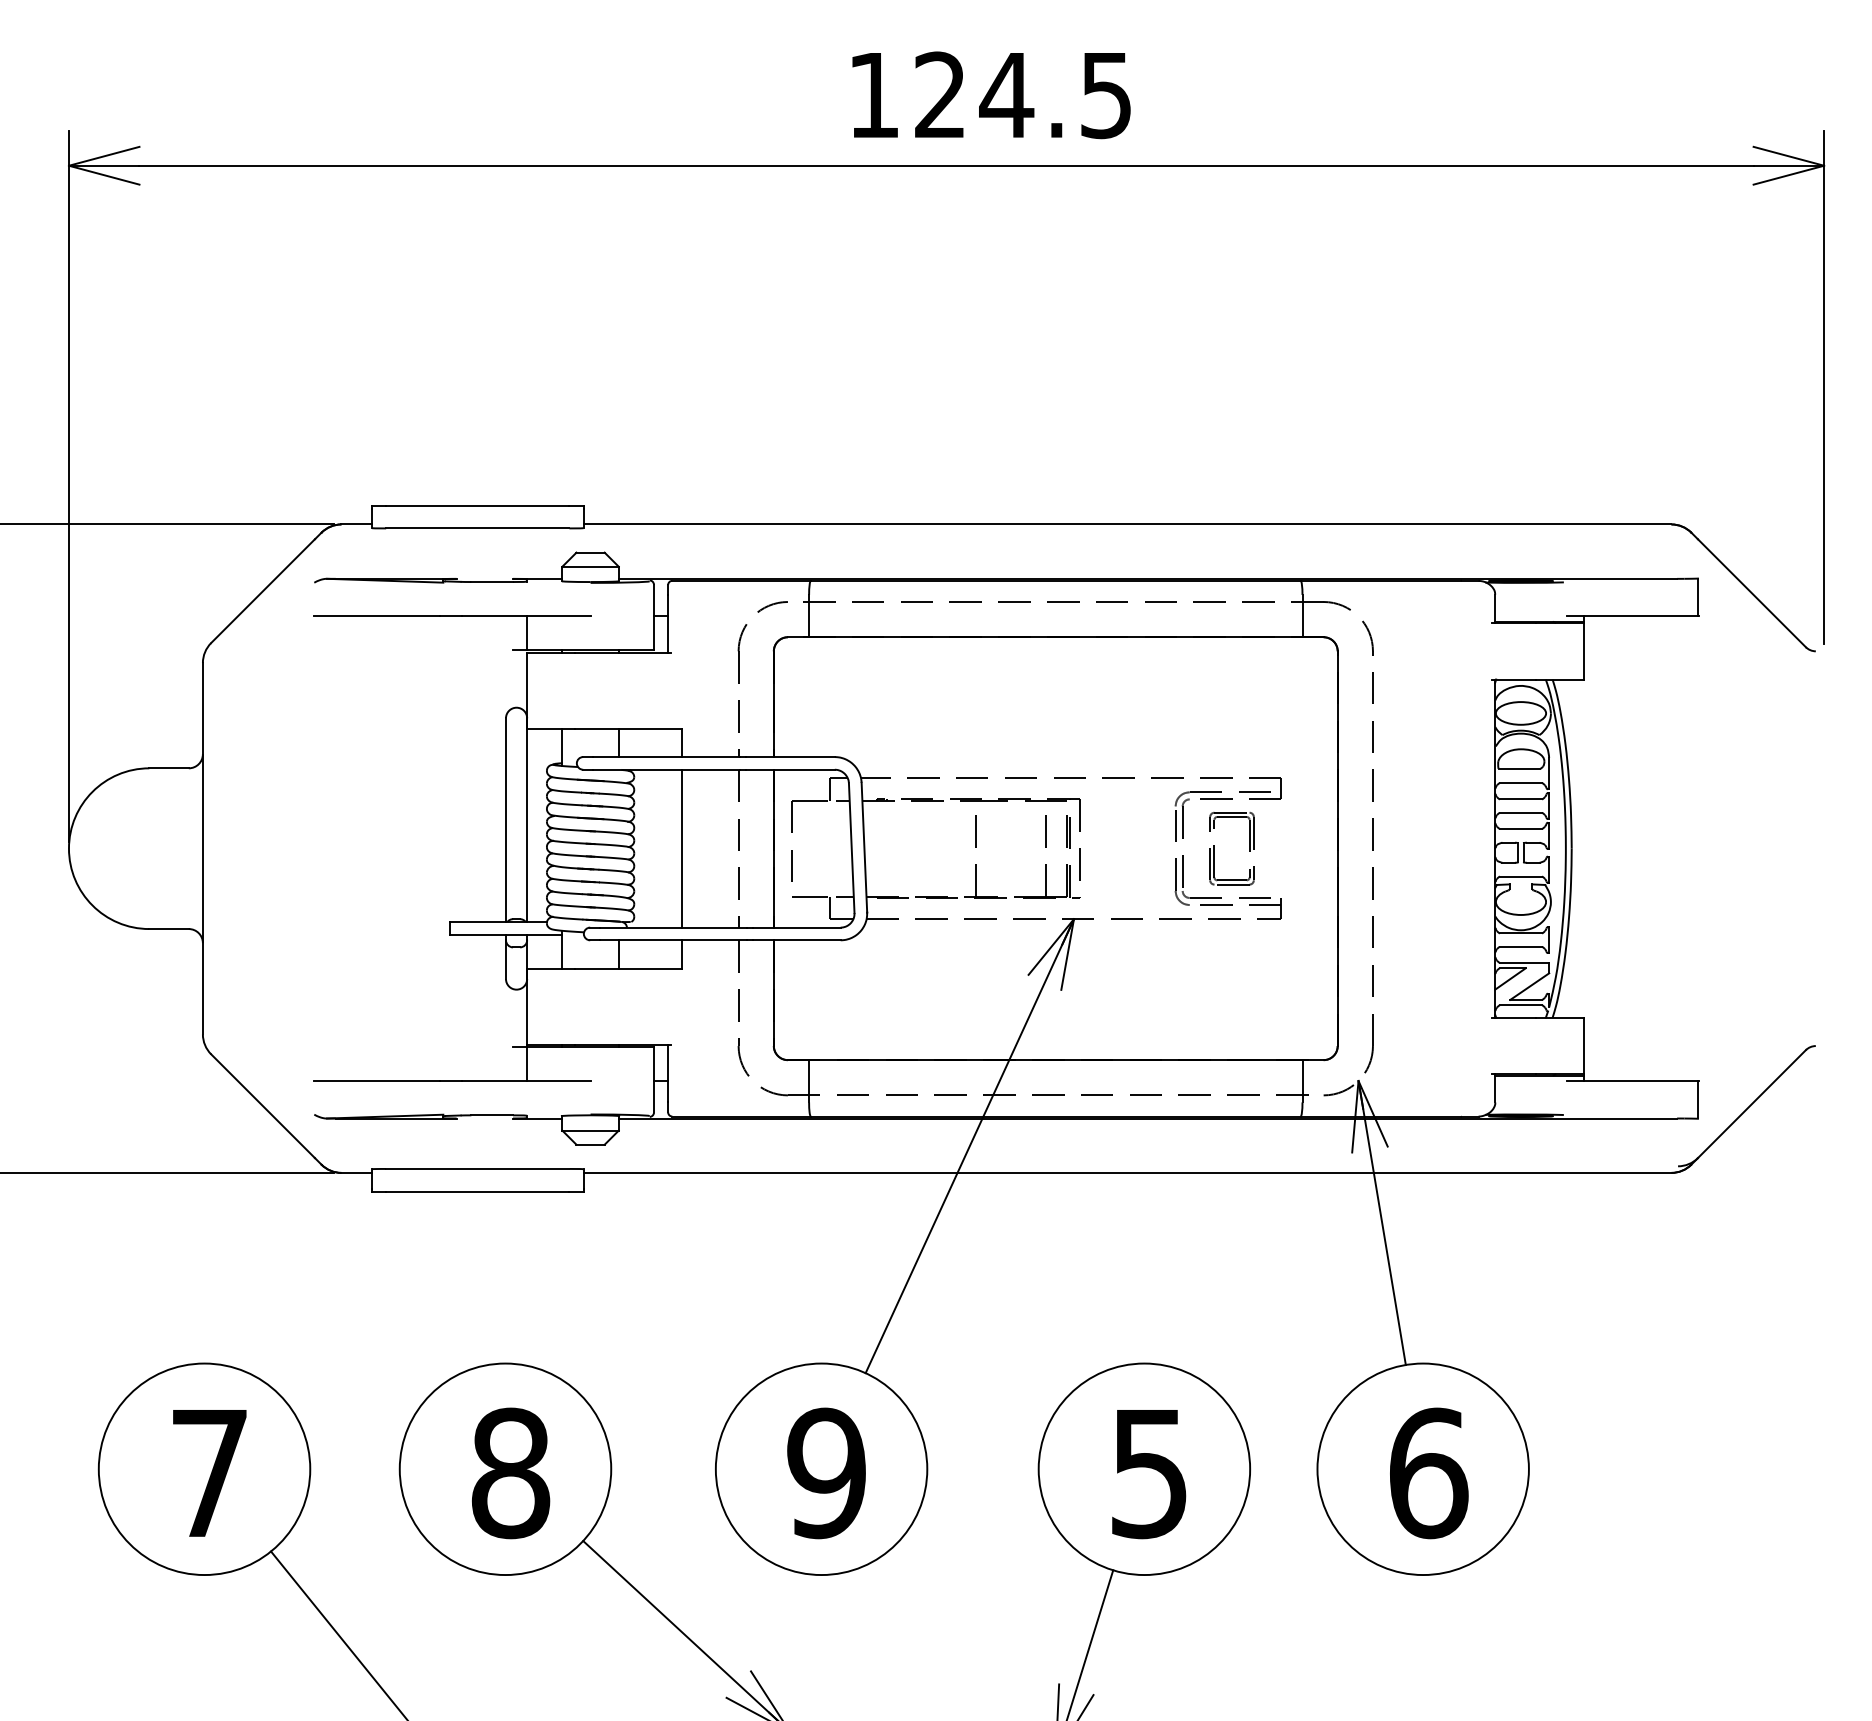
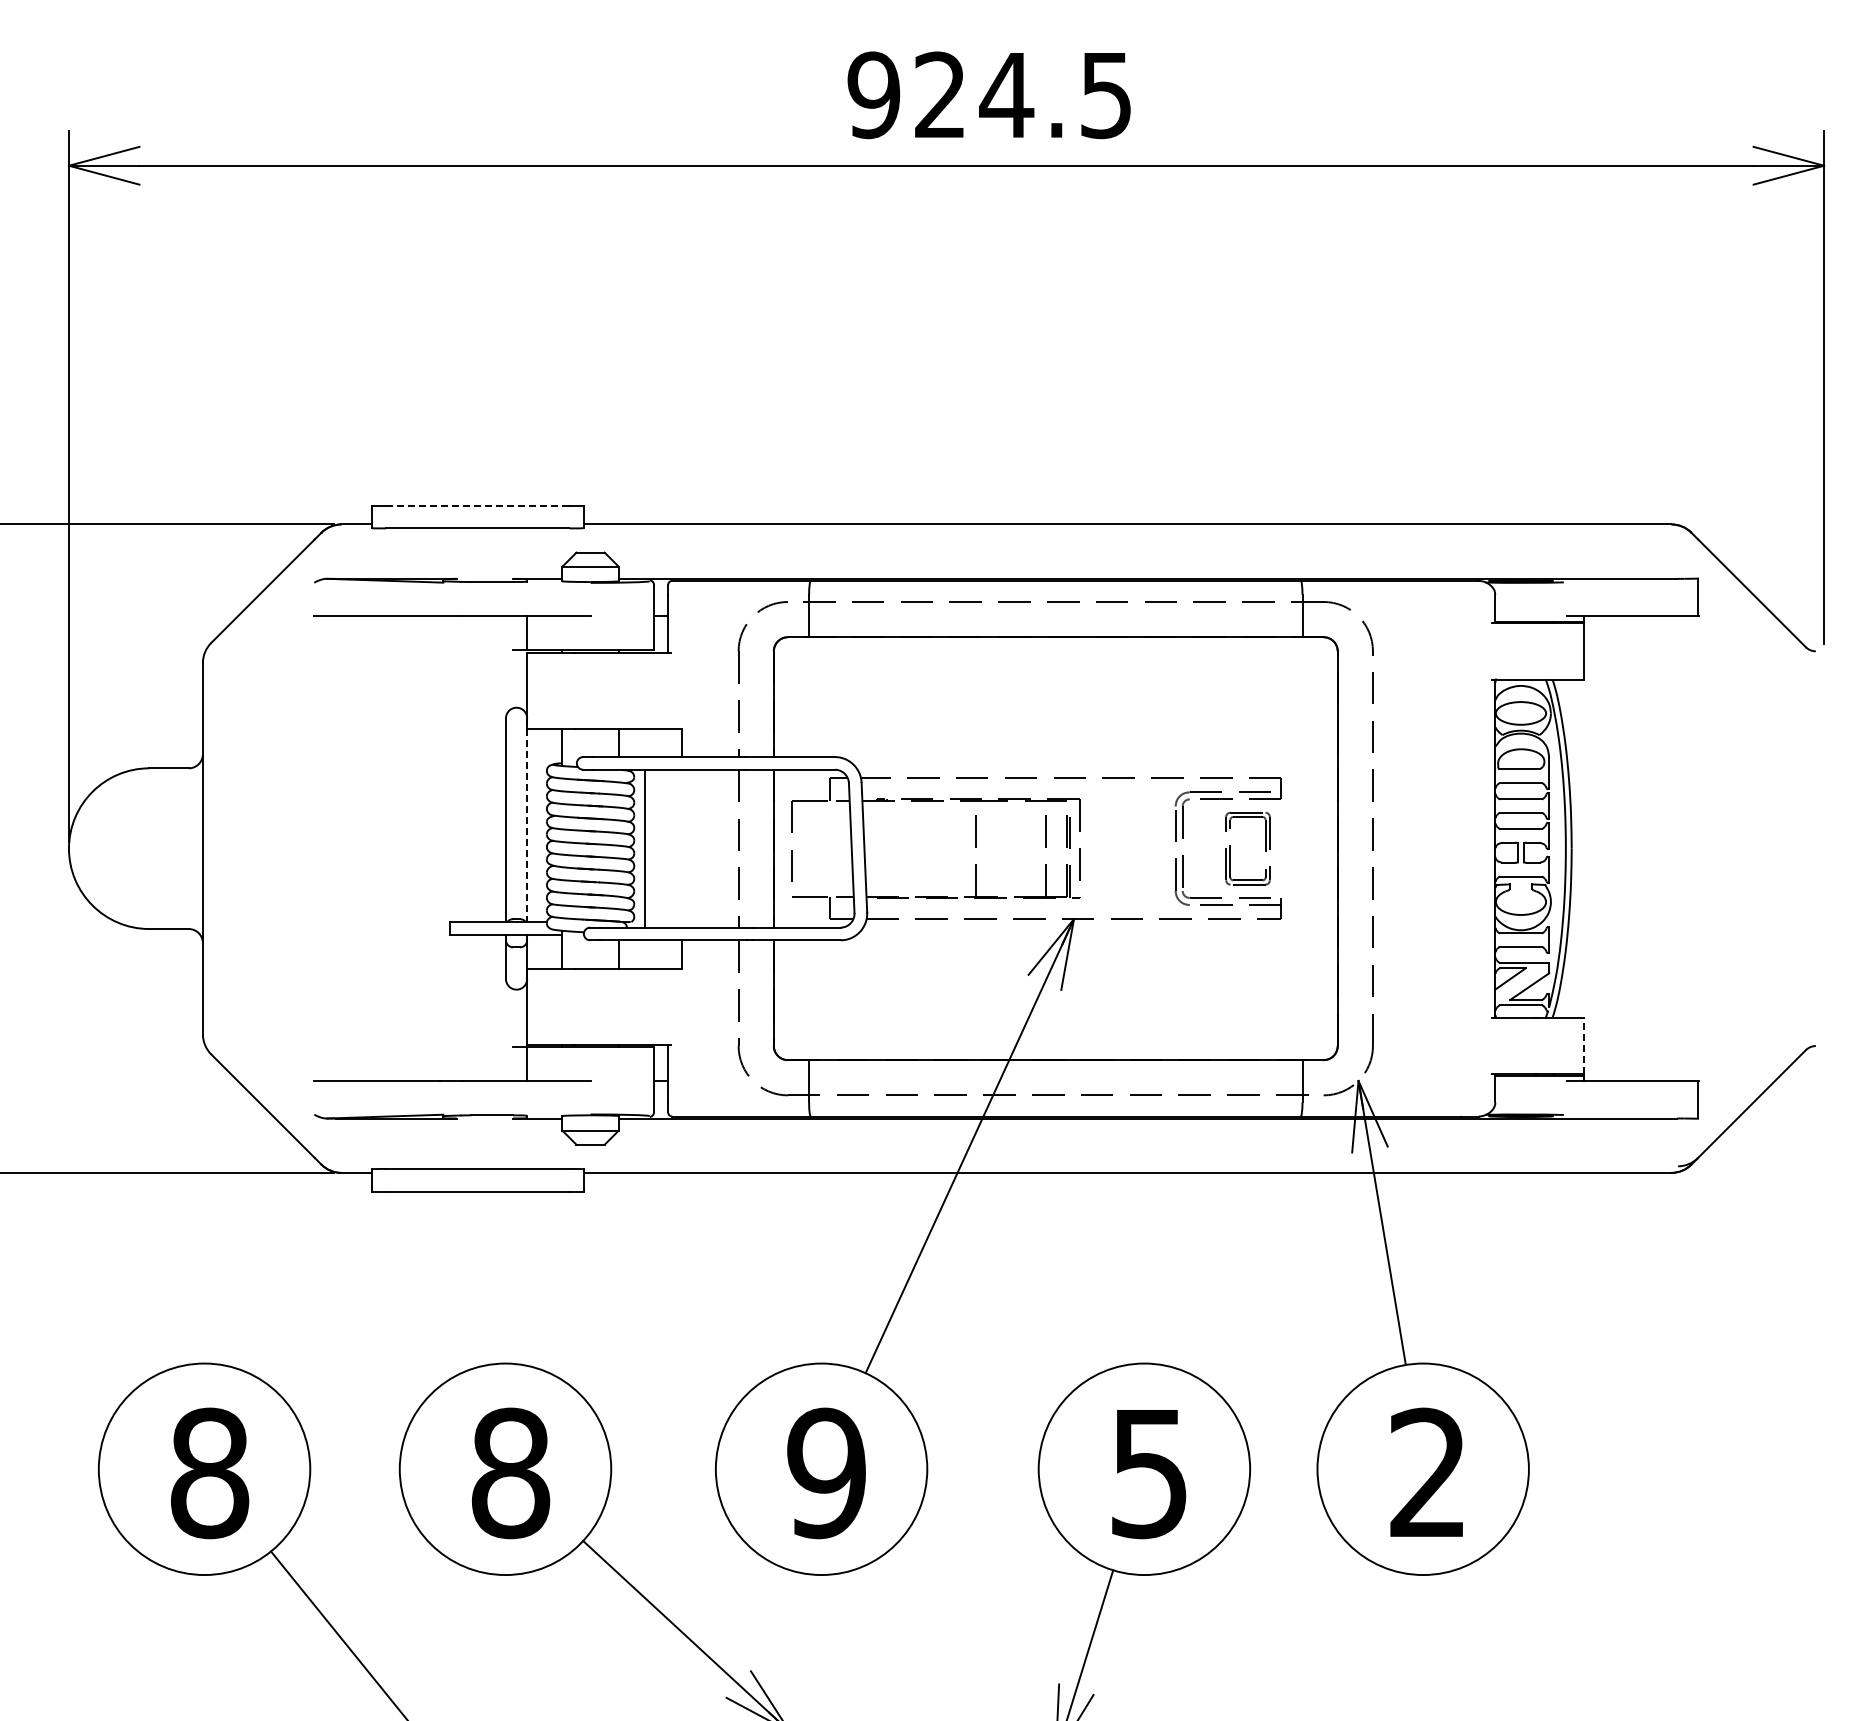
text: 124.5 -> 924.5 (873, 95)
line: solid -> dashed (477, 505)
line: solid -> dashed (527, 820)
line position: (682, 848) -> (645, 848) (645, 848)
part position: (1214, 848) -> (1230, 848) (1230, 848)
line: solid -> dashed (1584, 1045)
text: 7 -> 8 (210, 1473)
text: 6 -> 2 (1429, 1473)
